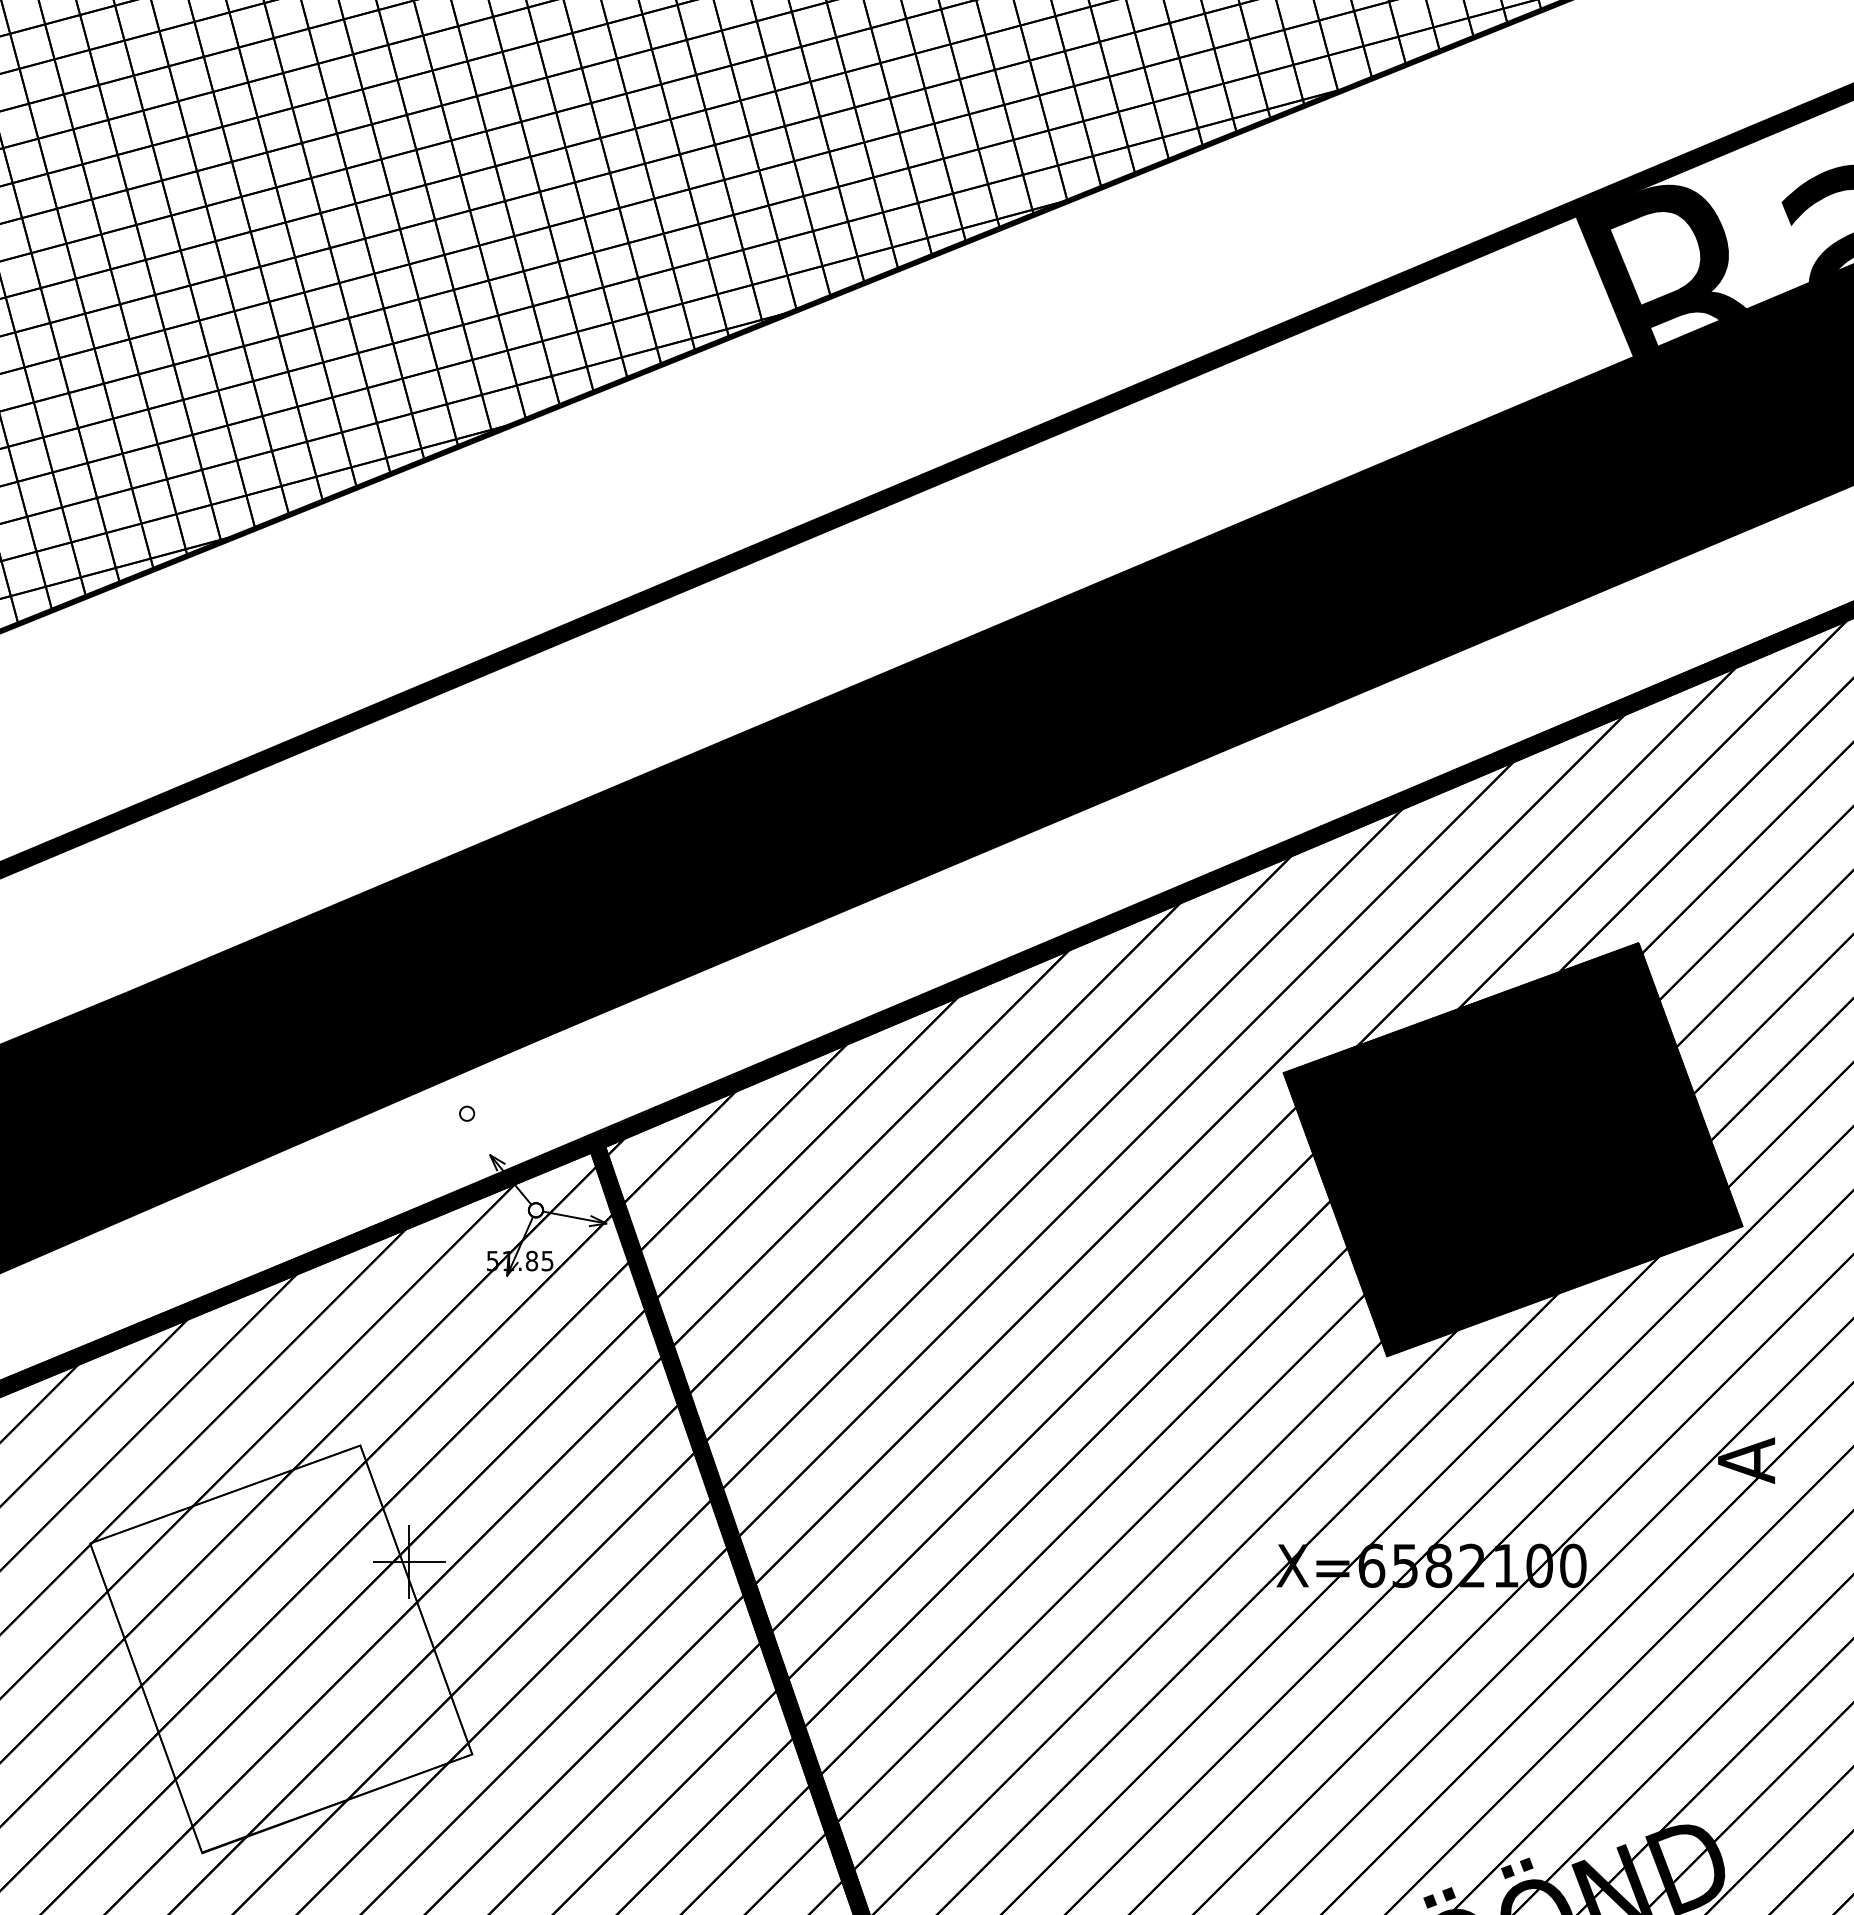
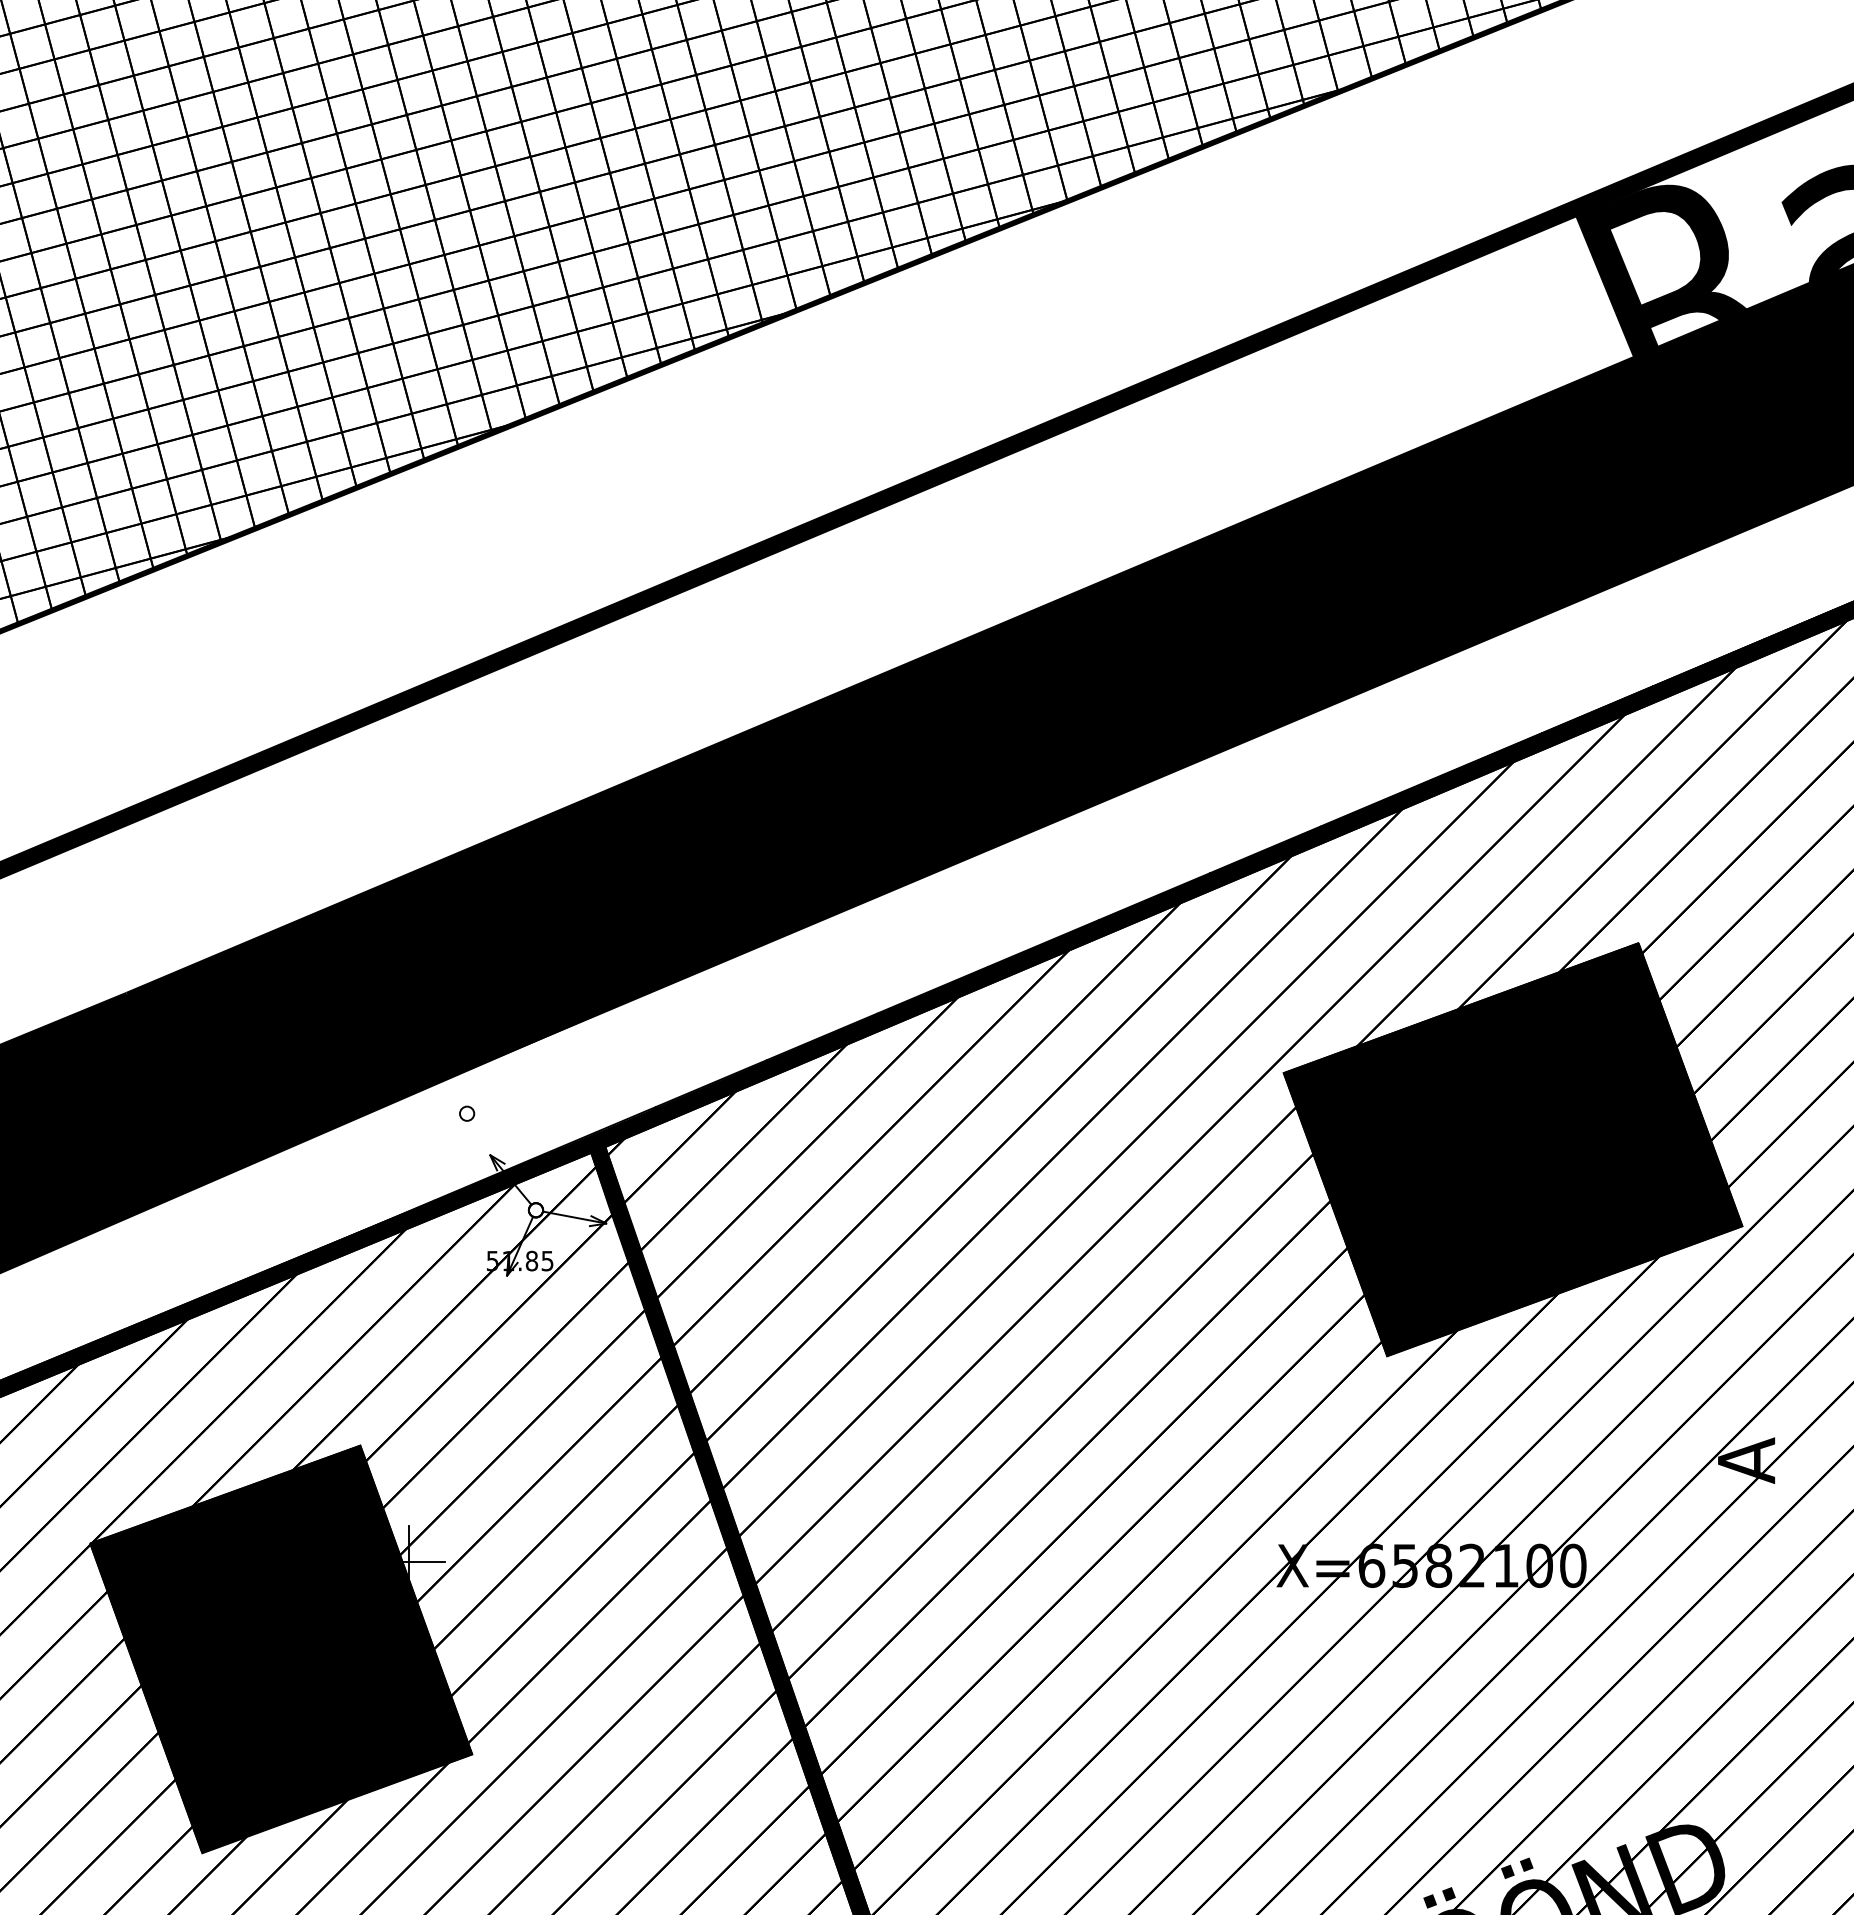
fill: none -> present (281, 1648)
